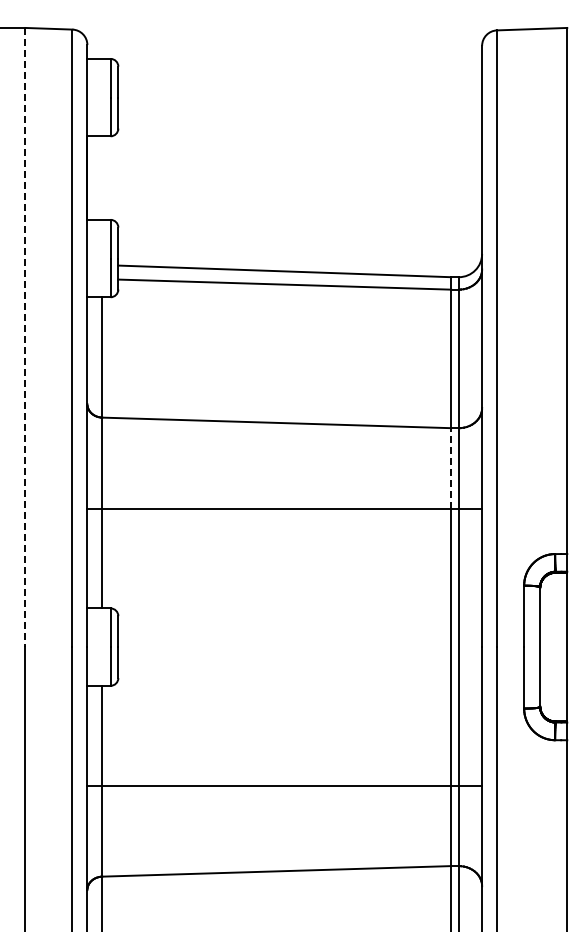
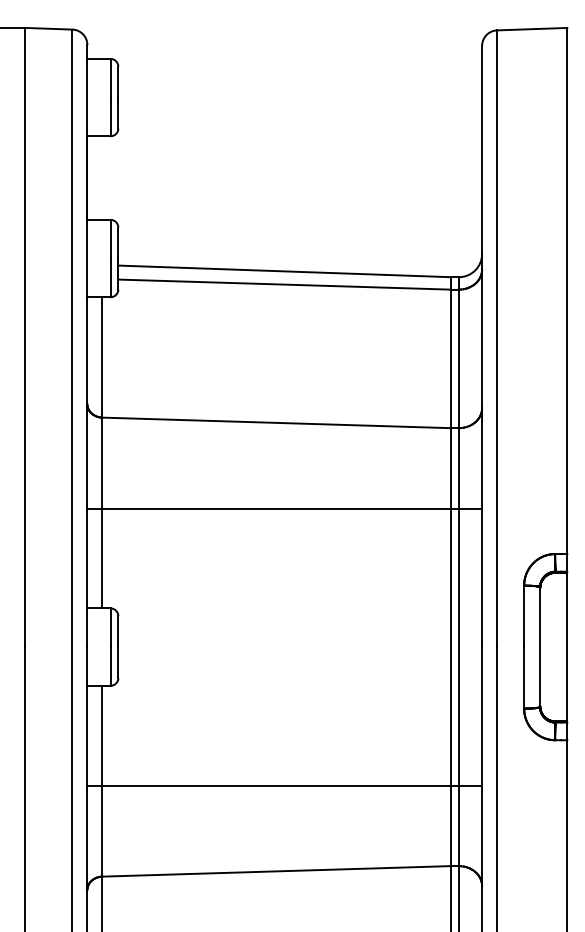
line: dashed -> solid (25, 337)
line: dashed -> solid (451, 467)
